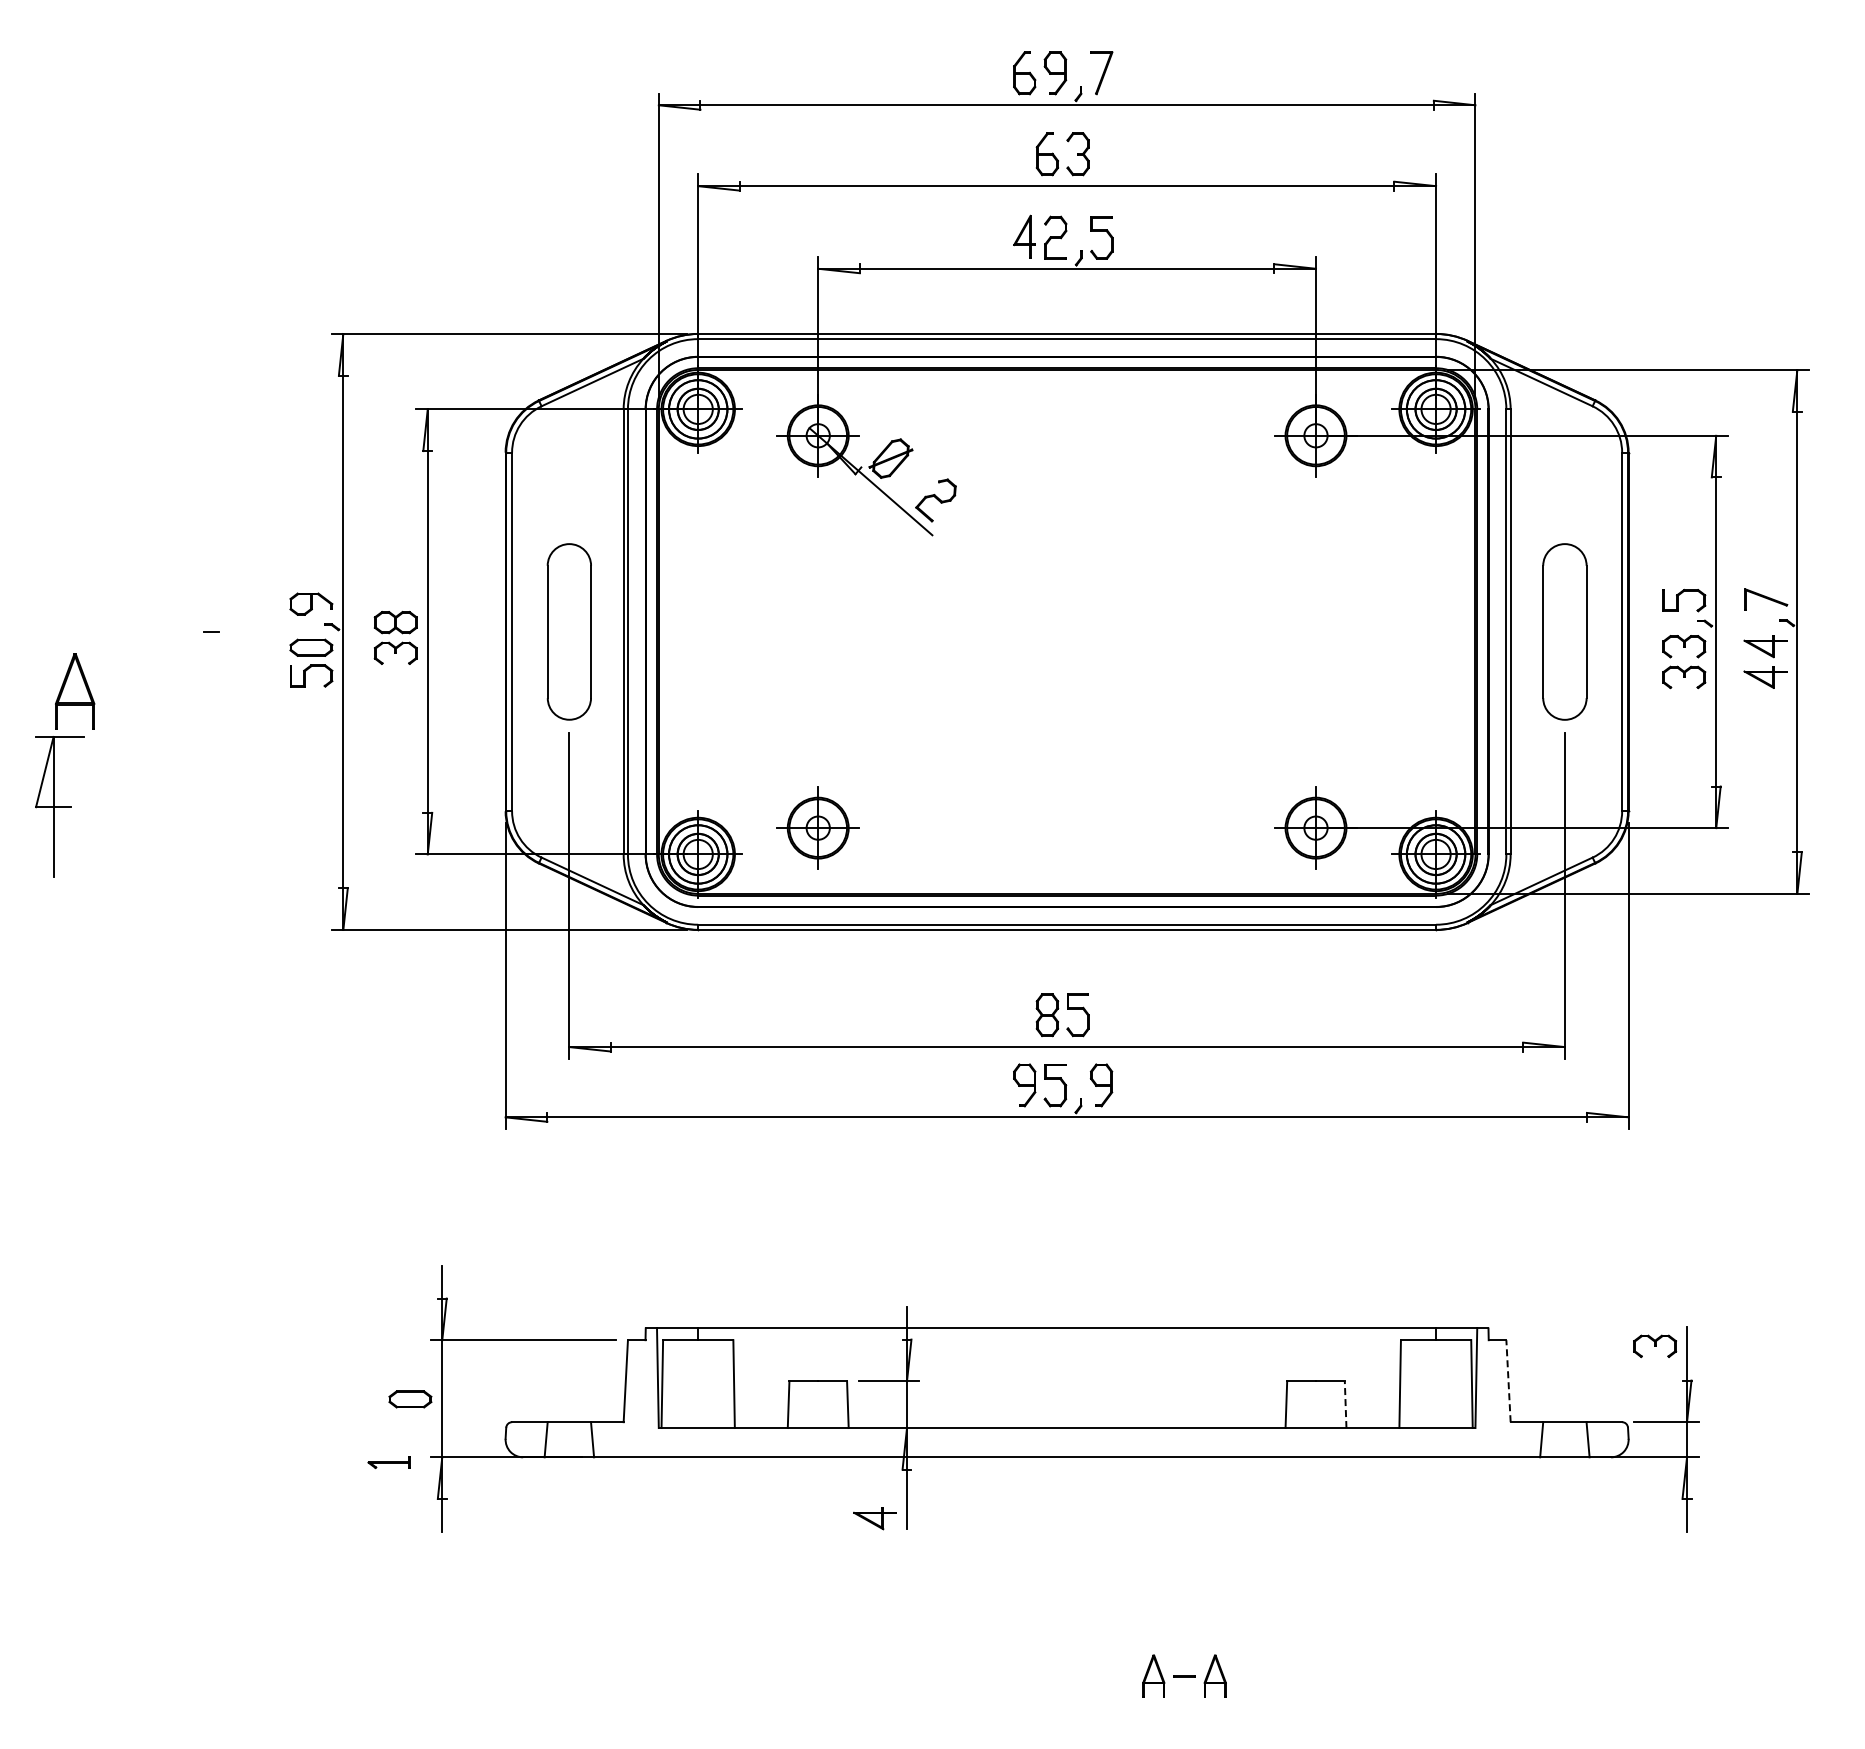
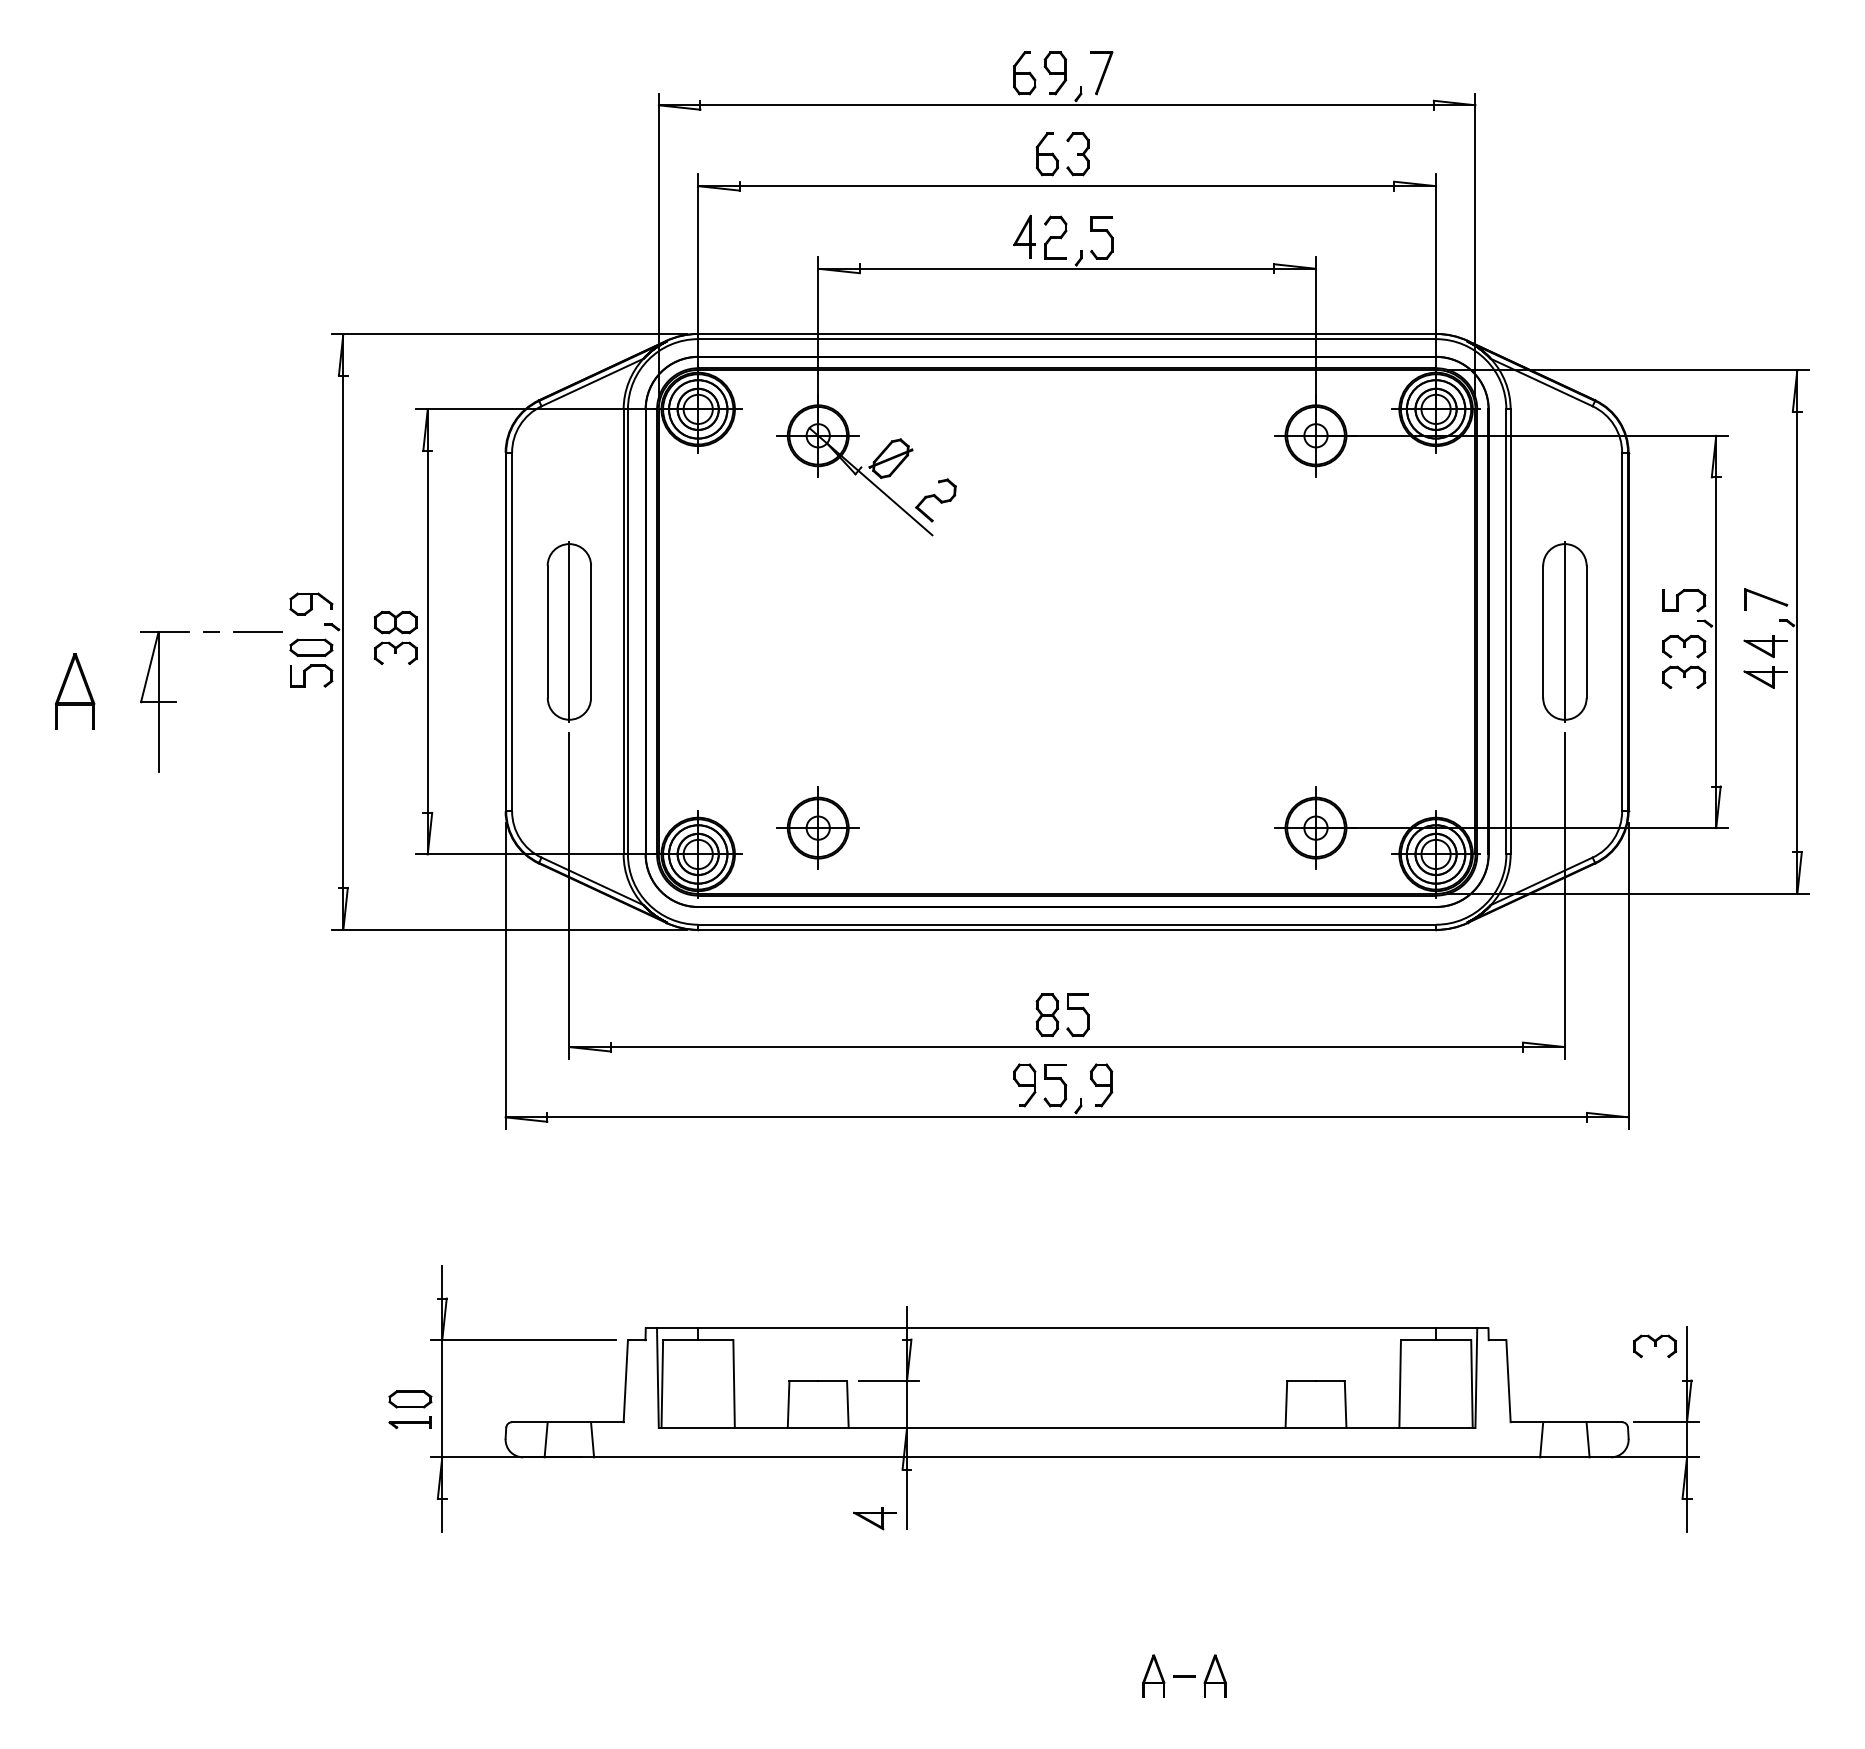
line: none -> present (257, 631)
line: none -> present (569, 631)
line: none -> present (1564, 631)
part position: (59, 806) -> (164, 701) (164, 701)
line: dashed -> solid (1508, 1380)
line: dashed -> solid (1345, 1404)
part position: (388, 1462) -> (409, 1422) (409, 1422)
